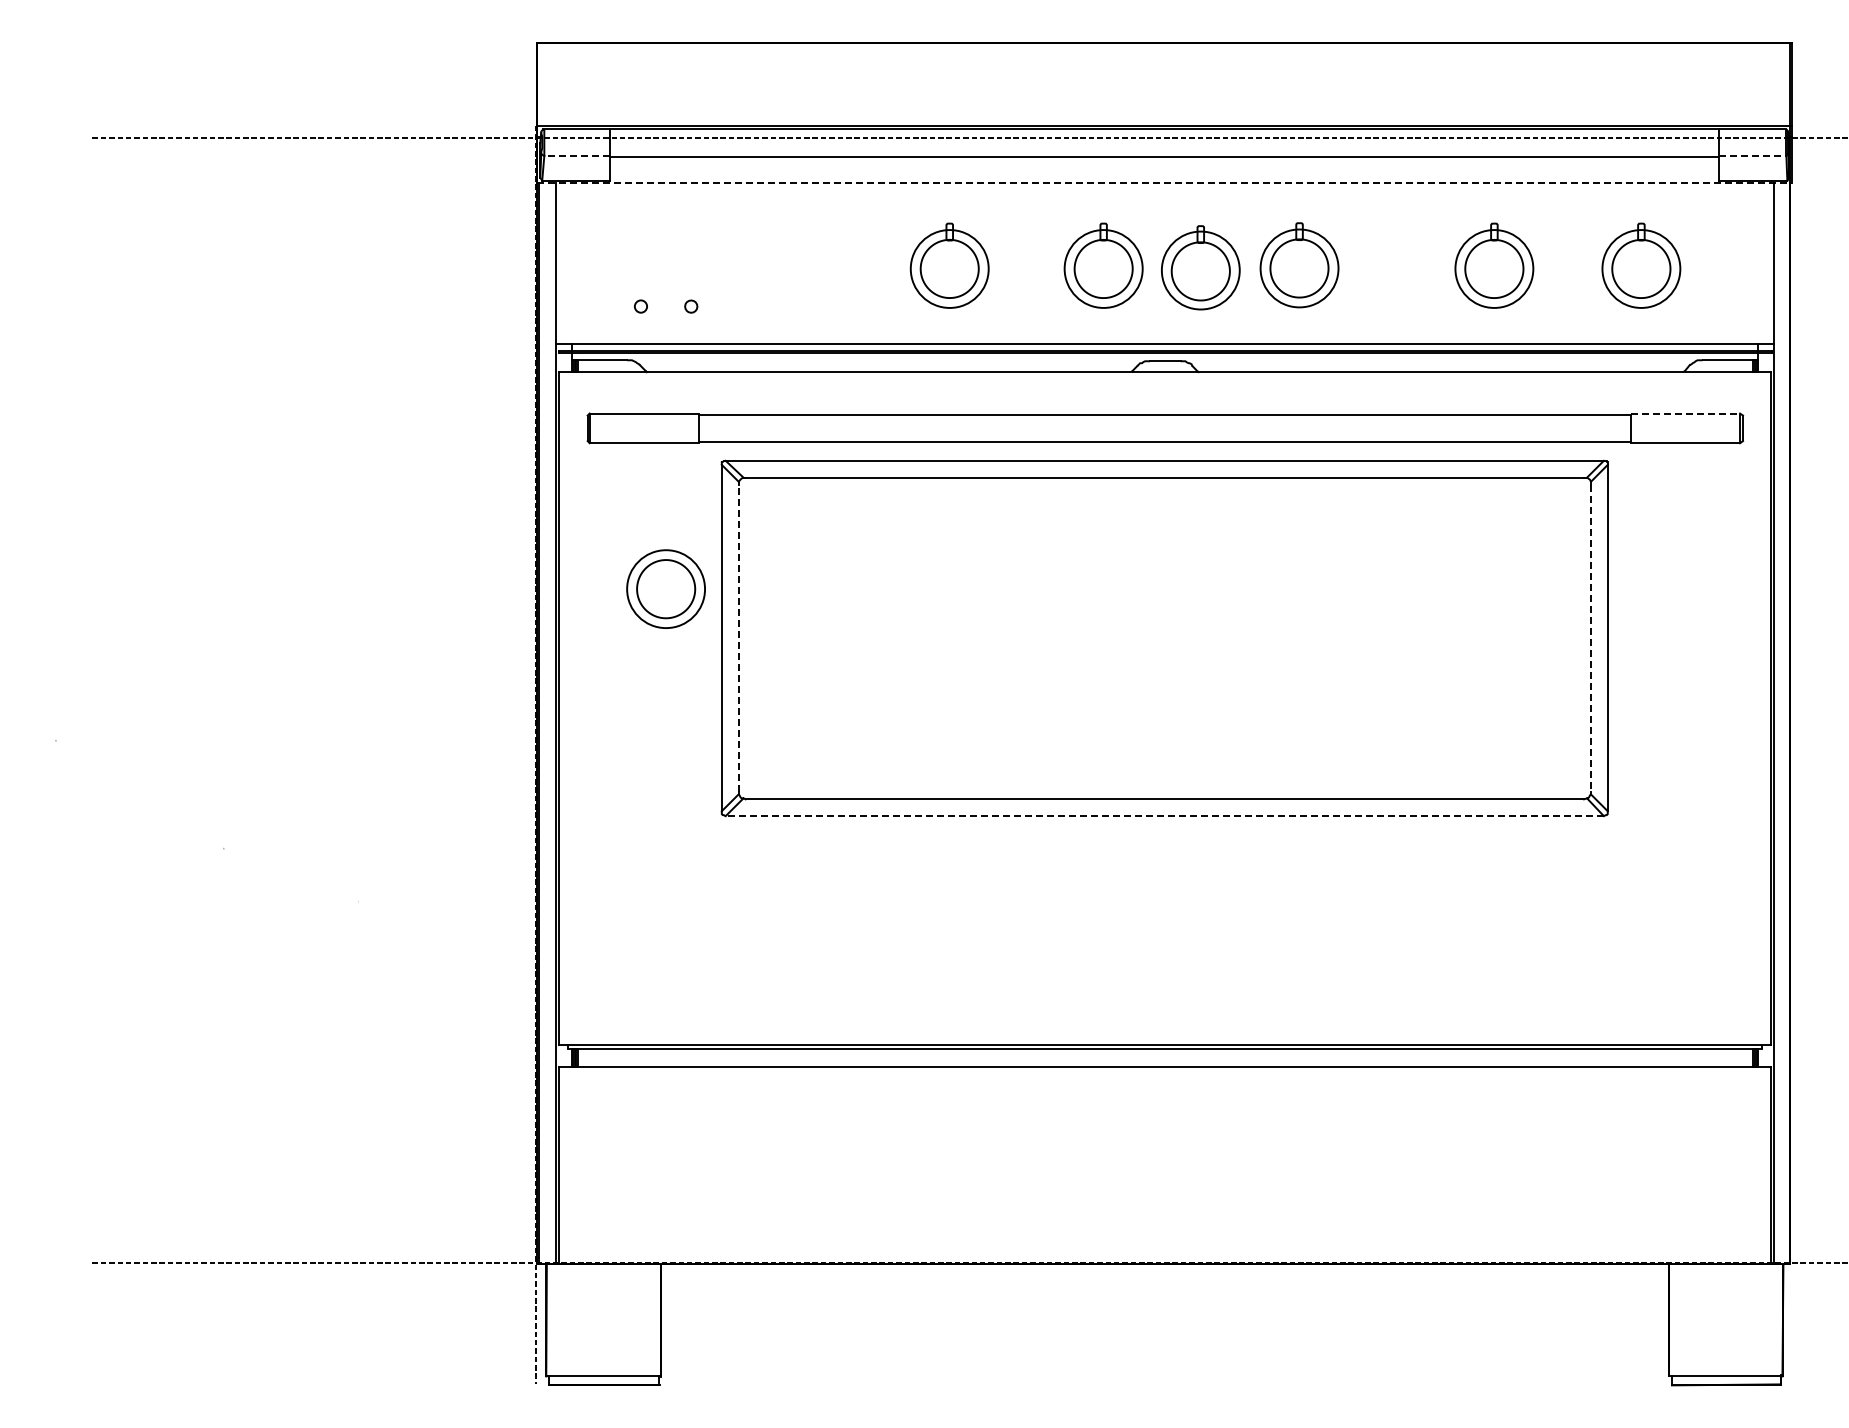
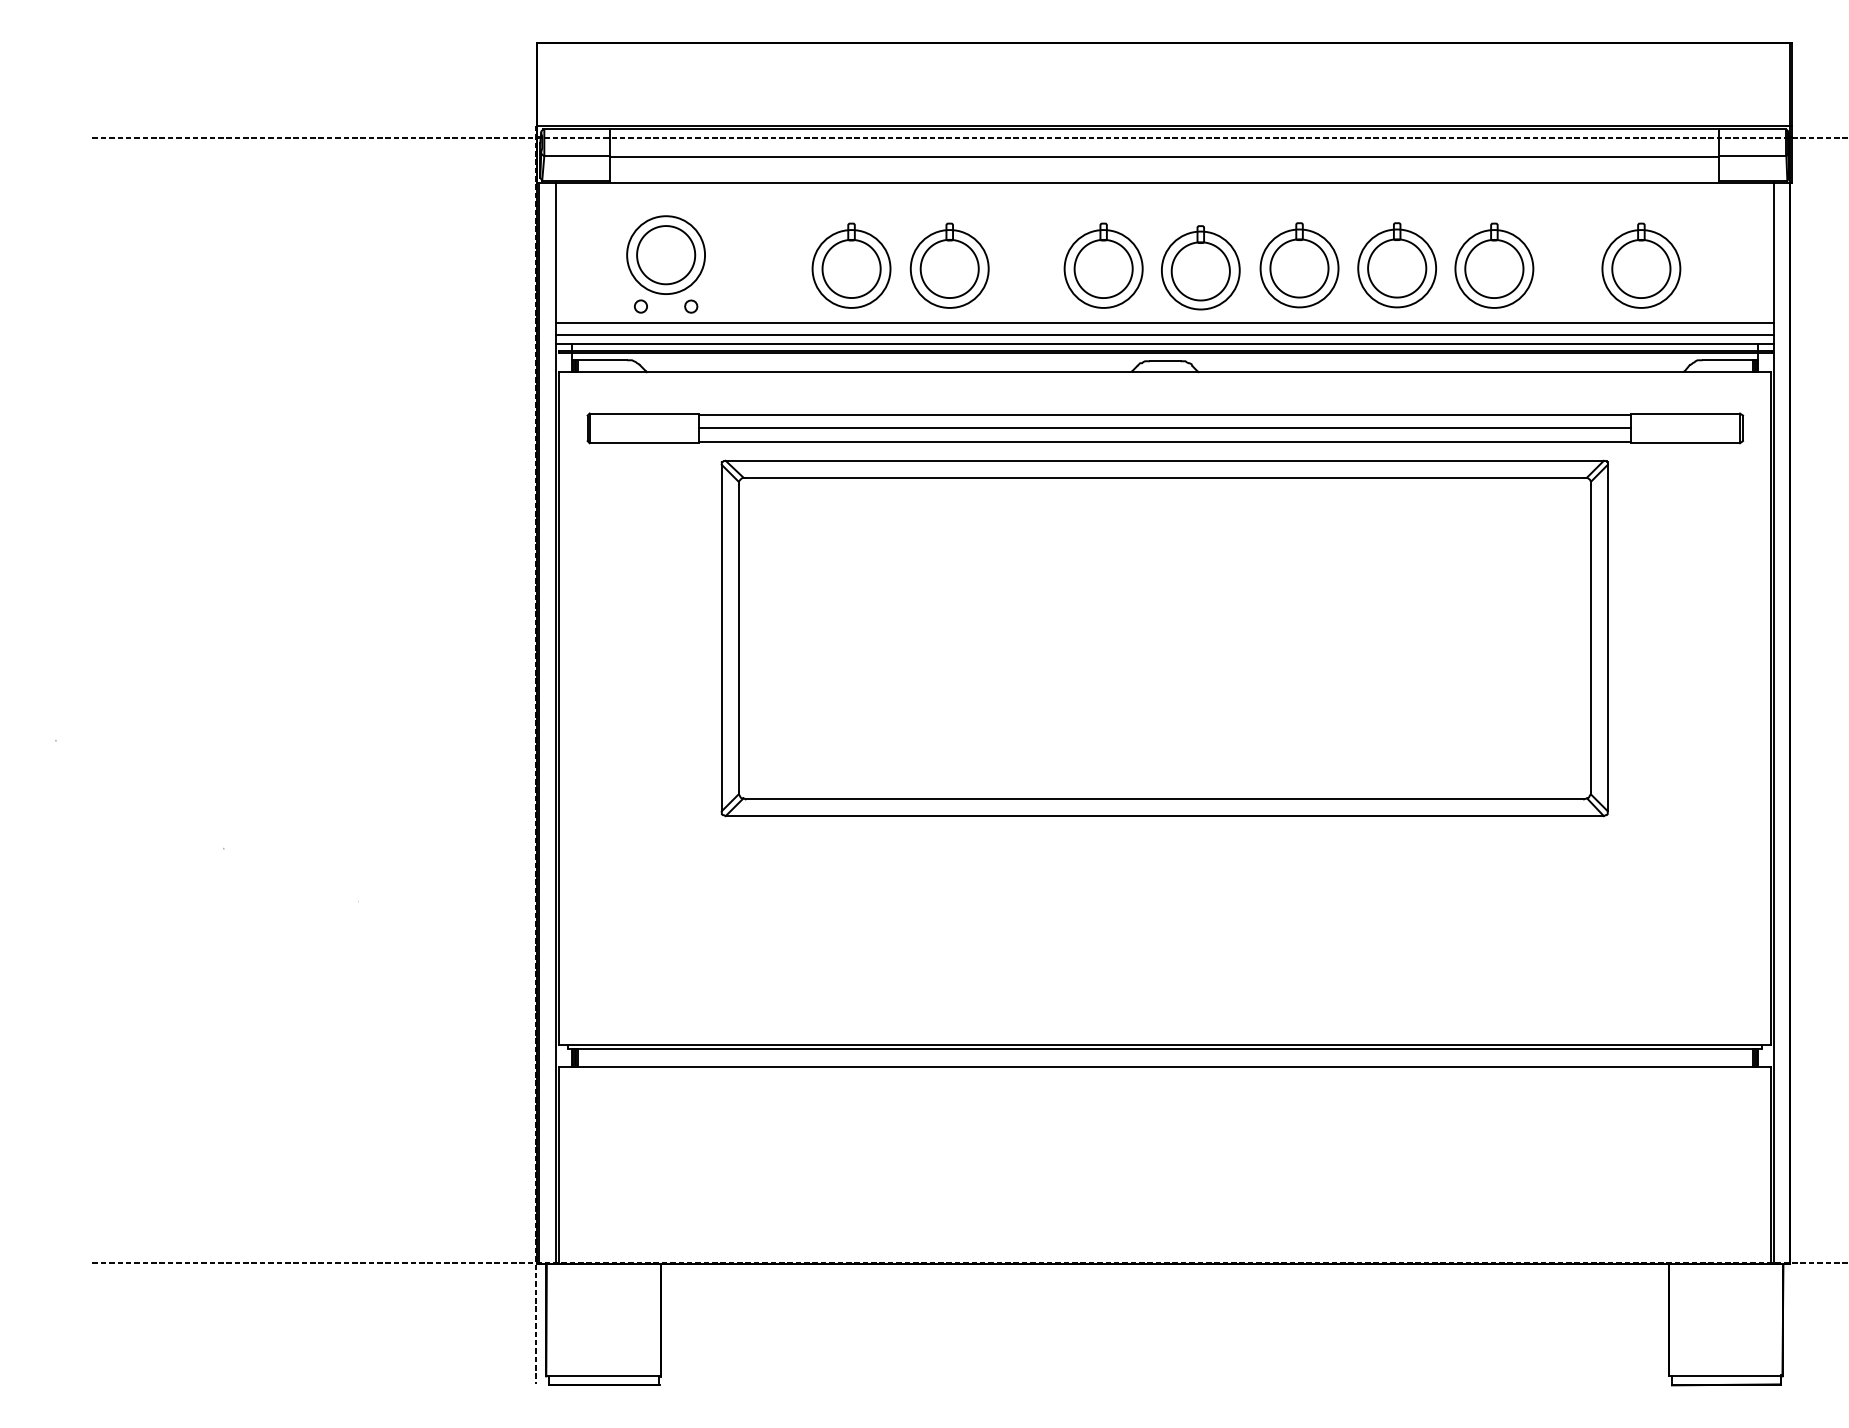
line: dashed -> solid (576, 156)
line: dashed -> solid (1752, 156)
line: dashed -> solid (1165, 182)
part: none -> present (851, 265)
part: none -> present (1396, 265)
line: none -> present (1165, 322)
line: none -> present (1165, 334)
line: dashed -> solid (1685, 413)
line: none -> present (1164, 428)
part position: (665, 588) -> (665, 254) (665, 254)
line: dashed -> solid (738, 638)
line: dashed -> solid (1591, 638)
line: dashed -> solid (1164, 816)
